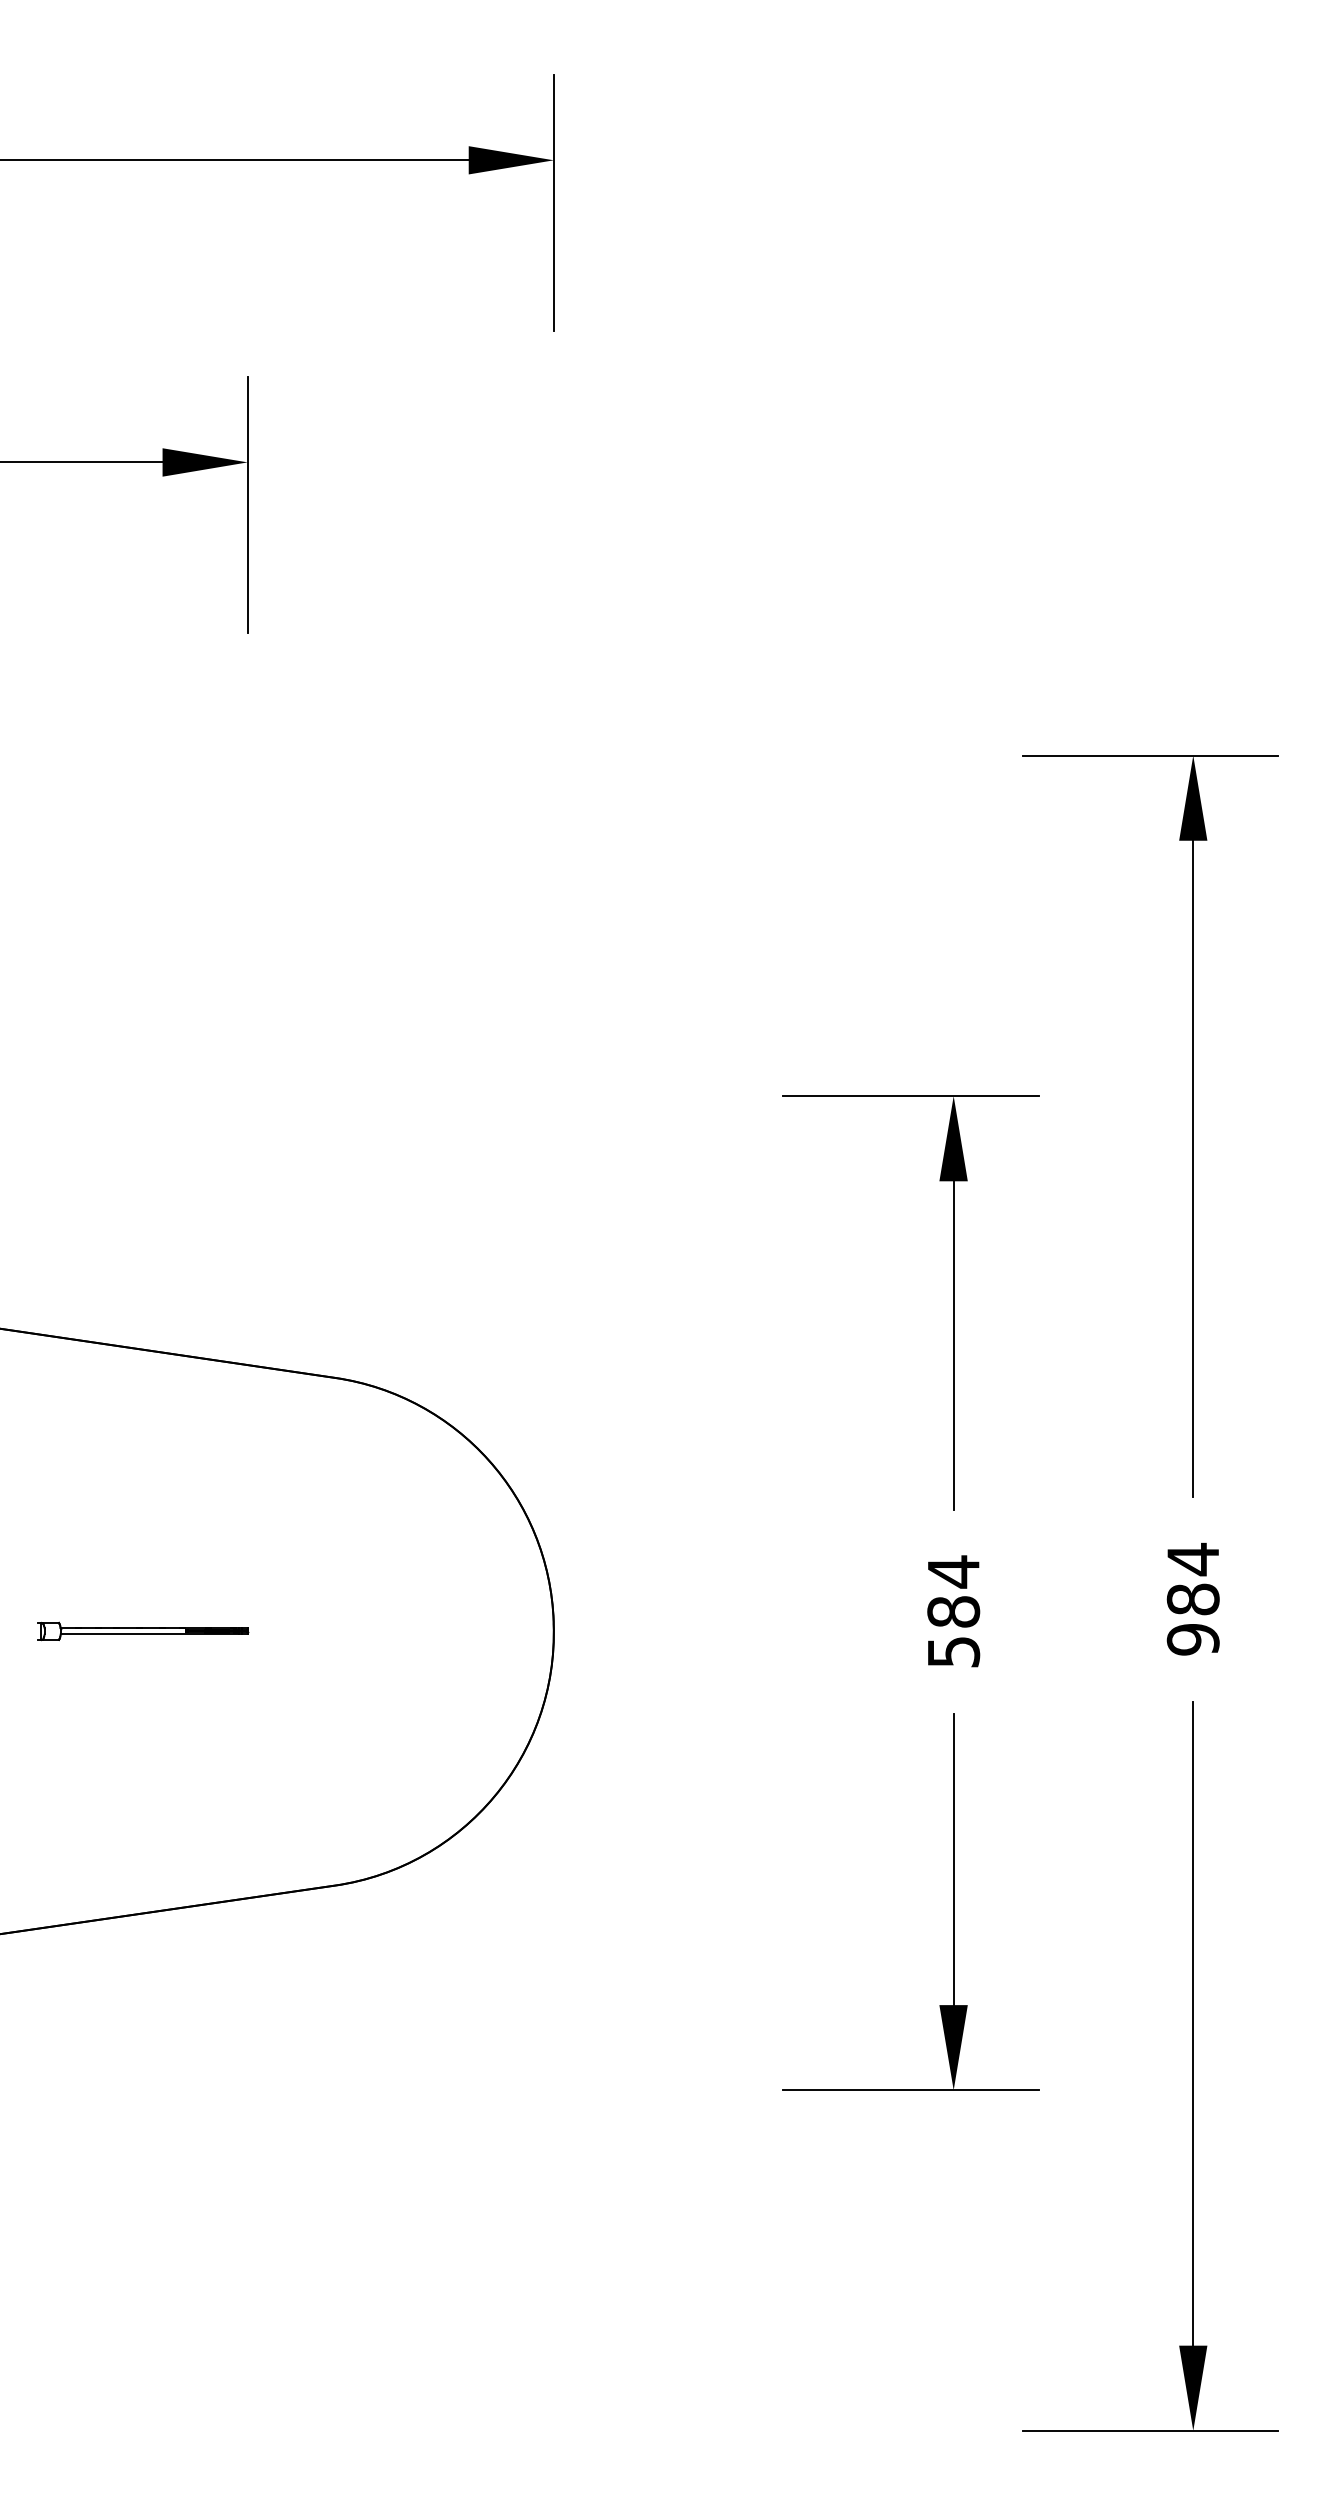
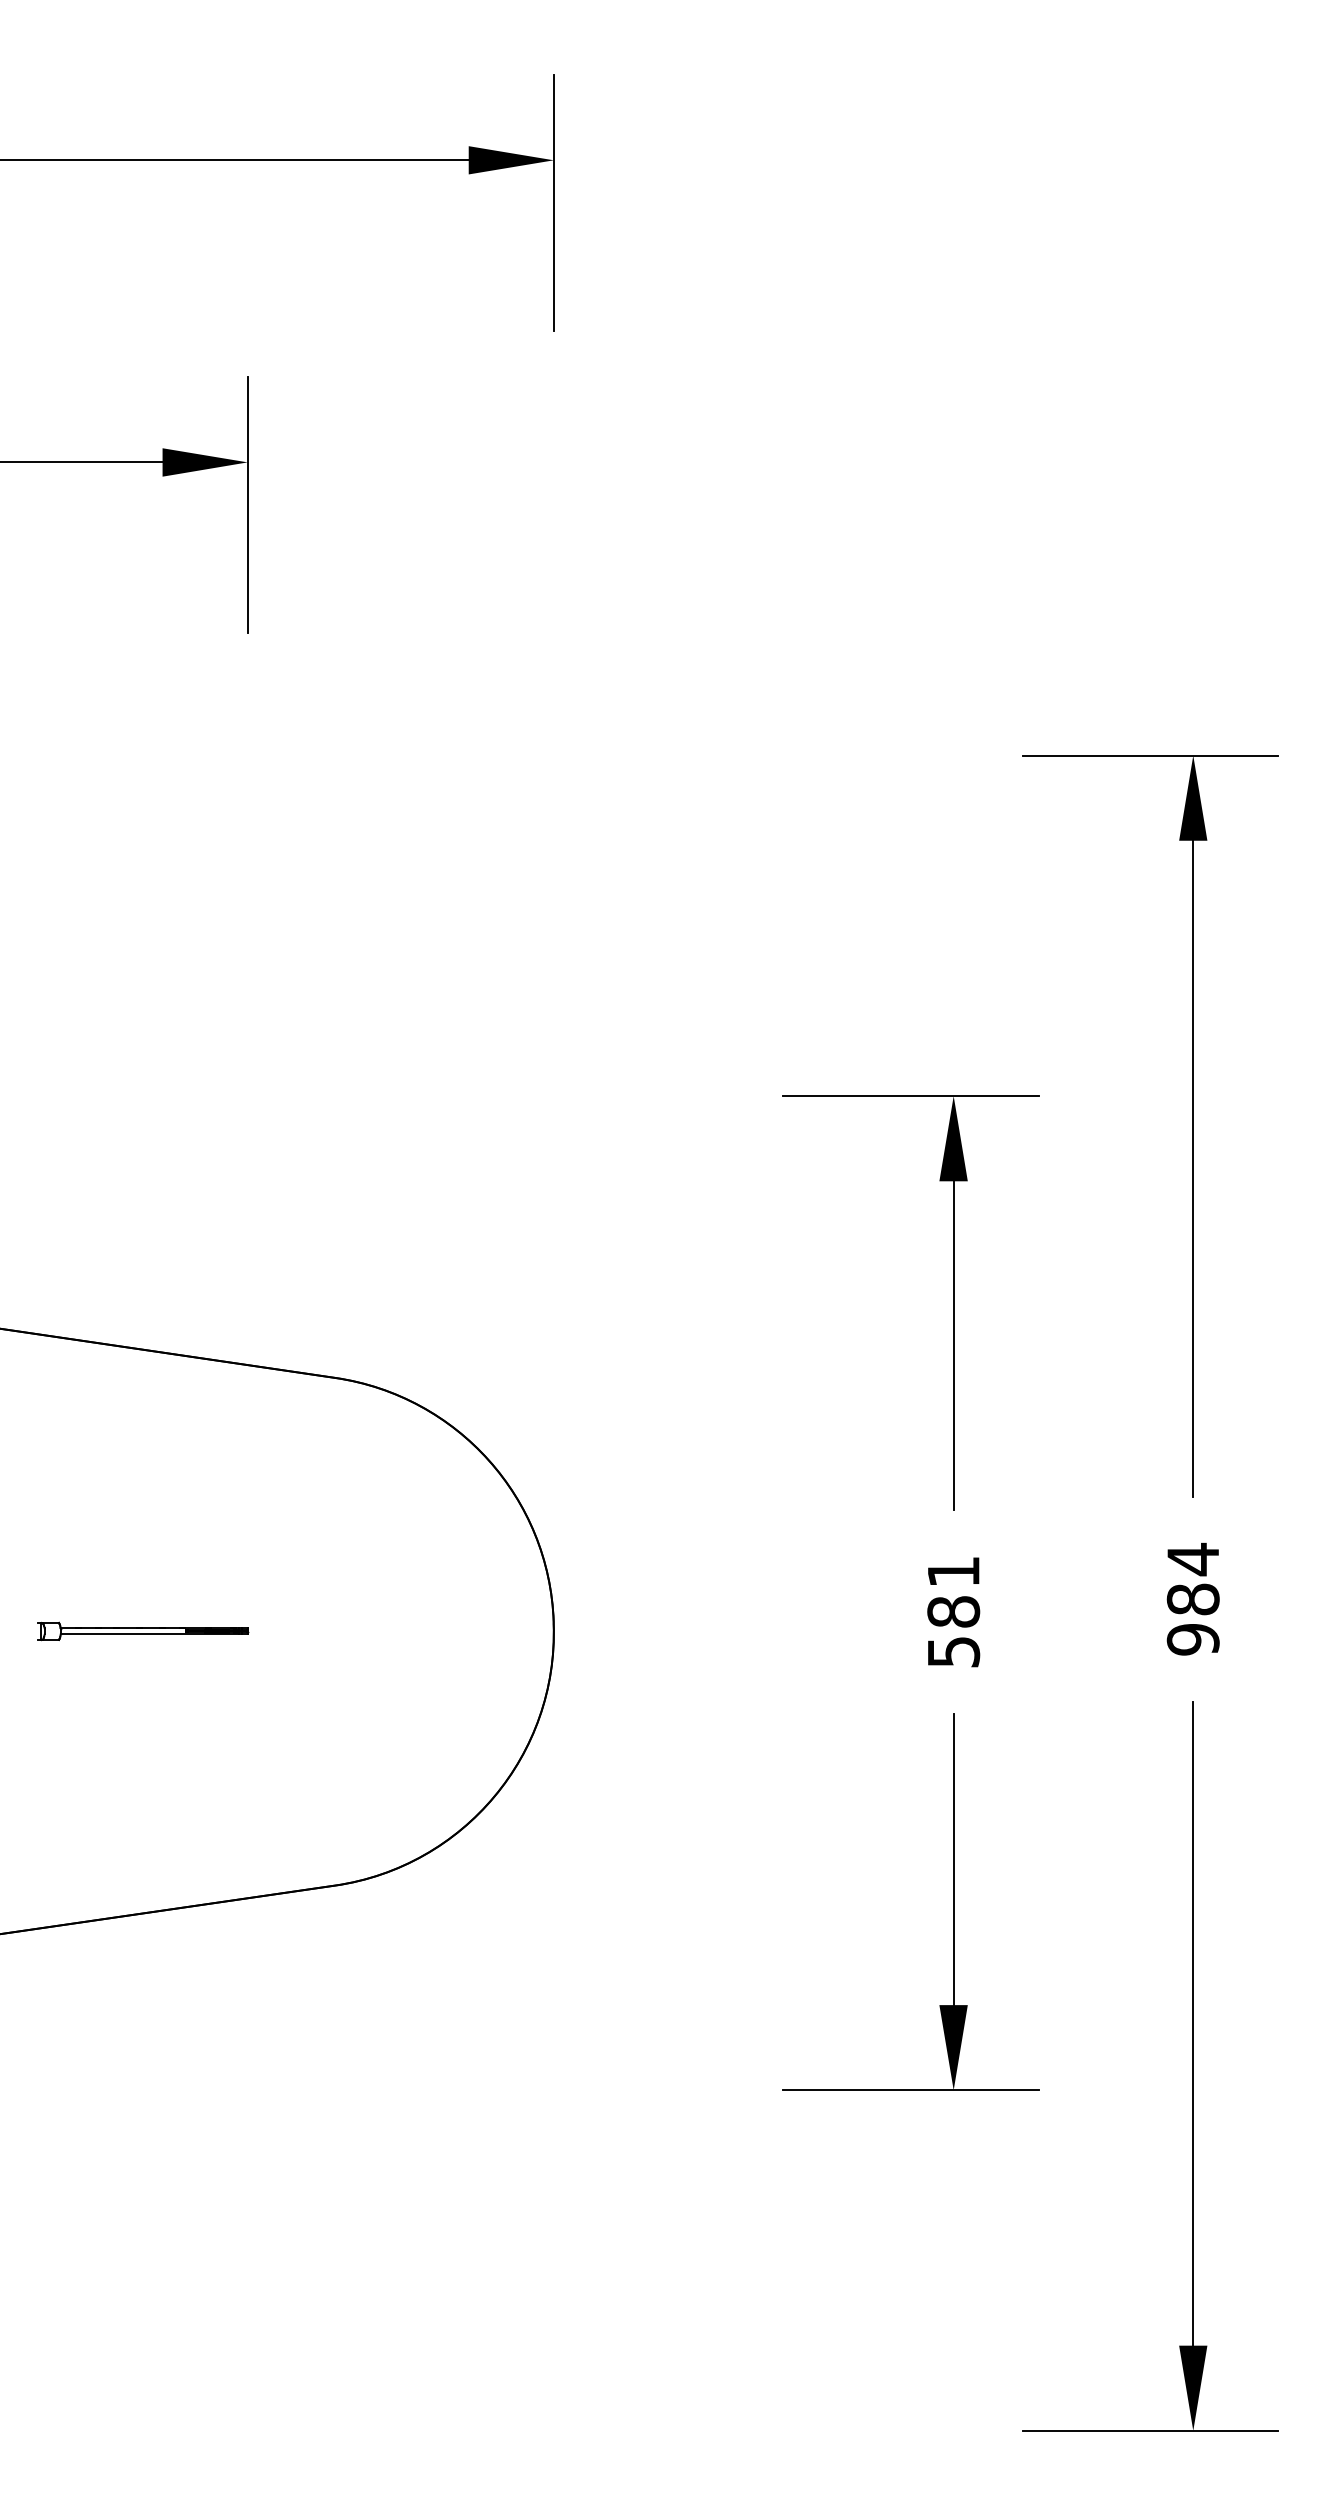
text: 584 -> 581 (953, 1571)
